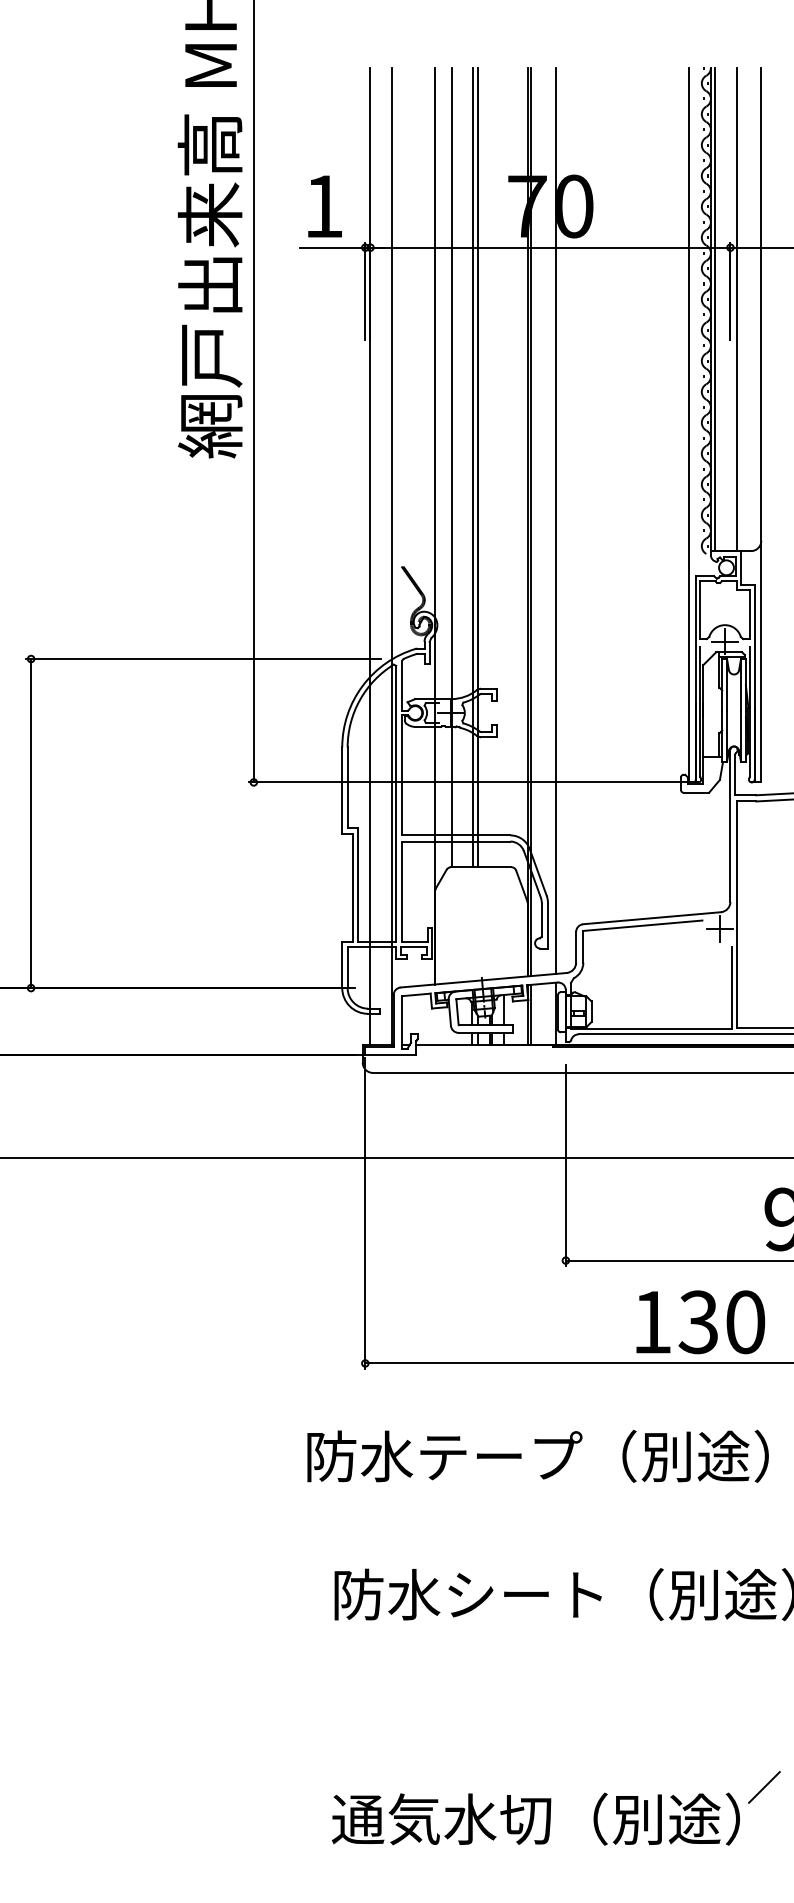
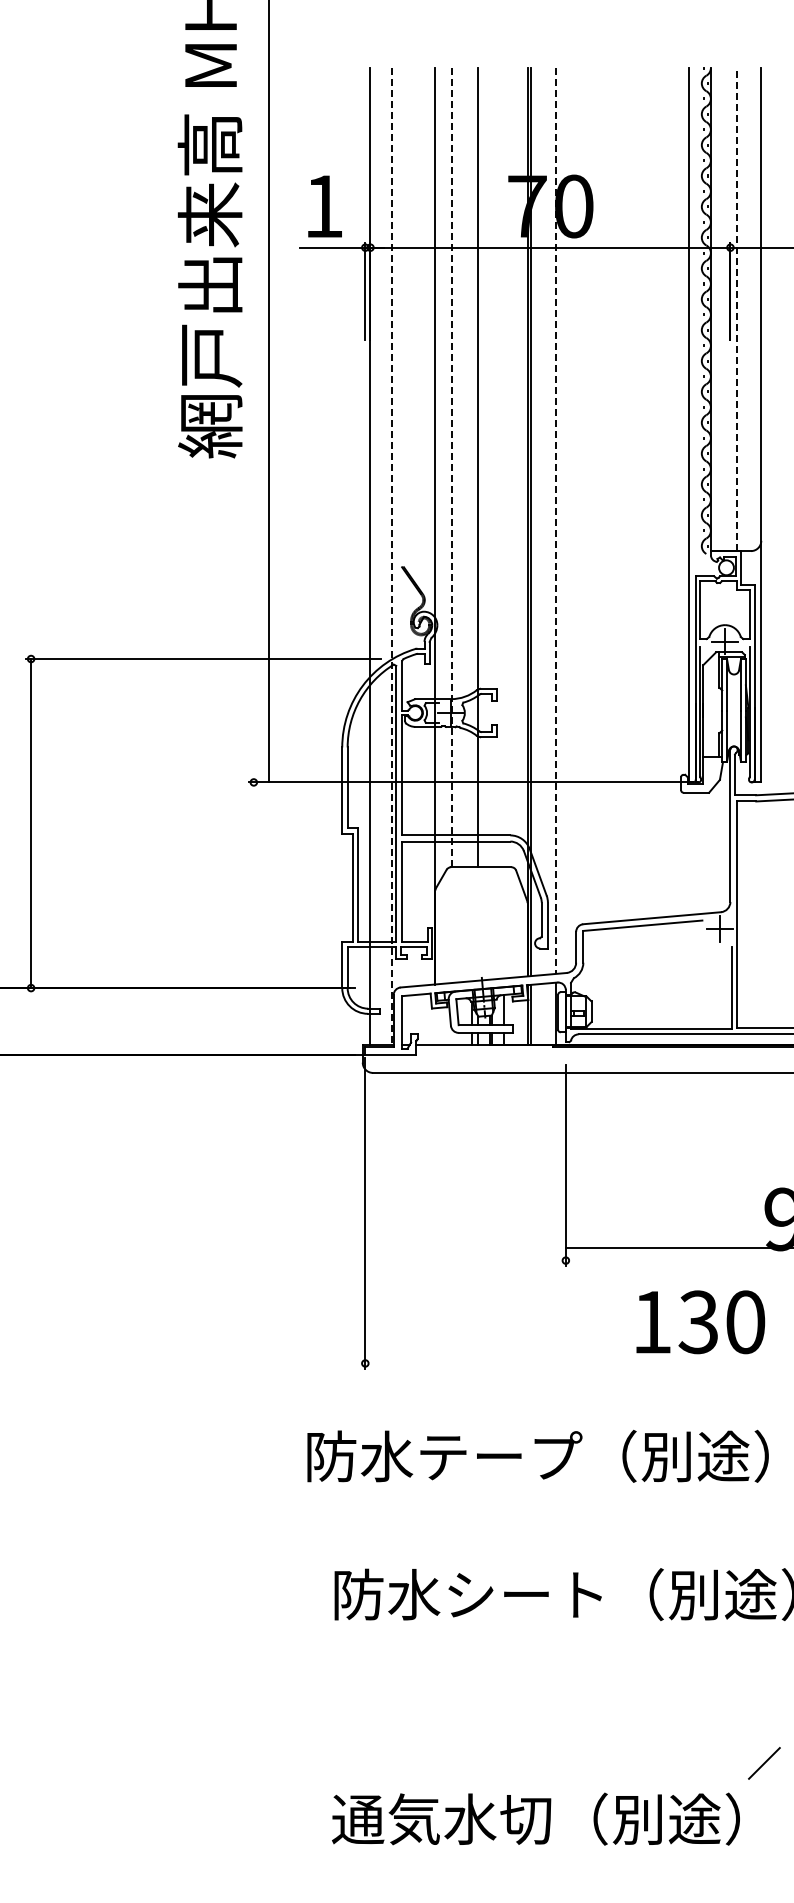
line: present -> none (715, 309)
line: solid -> dashed (736, 309)
line position: (253, 392) -> (268, 392) (268, 392)
line: solid -> dashed (452, 467)
line: present -> none (473, 467)
line: solid -> dashed (555, 521)
line: solid -> dashed (391, 556)
line: present -> none (396, 1157)
line position: (677, 1260) -> (677, 1247) (677, 1247)
line: present -> none (577, 1363)
line position: (764, 1787) -> (764, 1763) (764, 1763)
